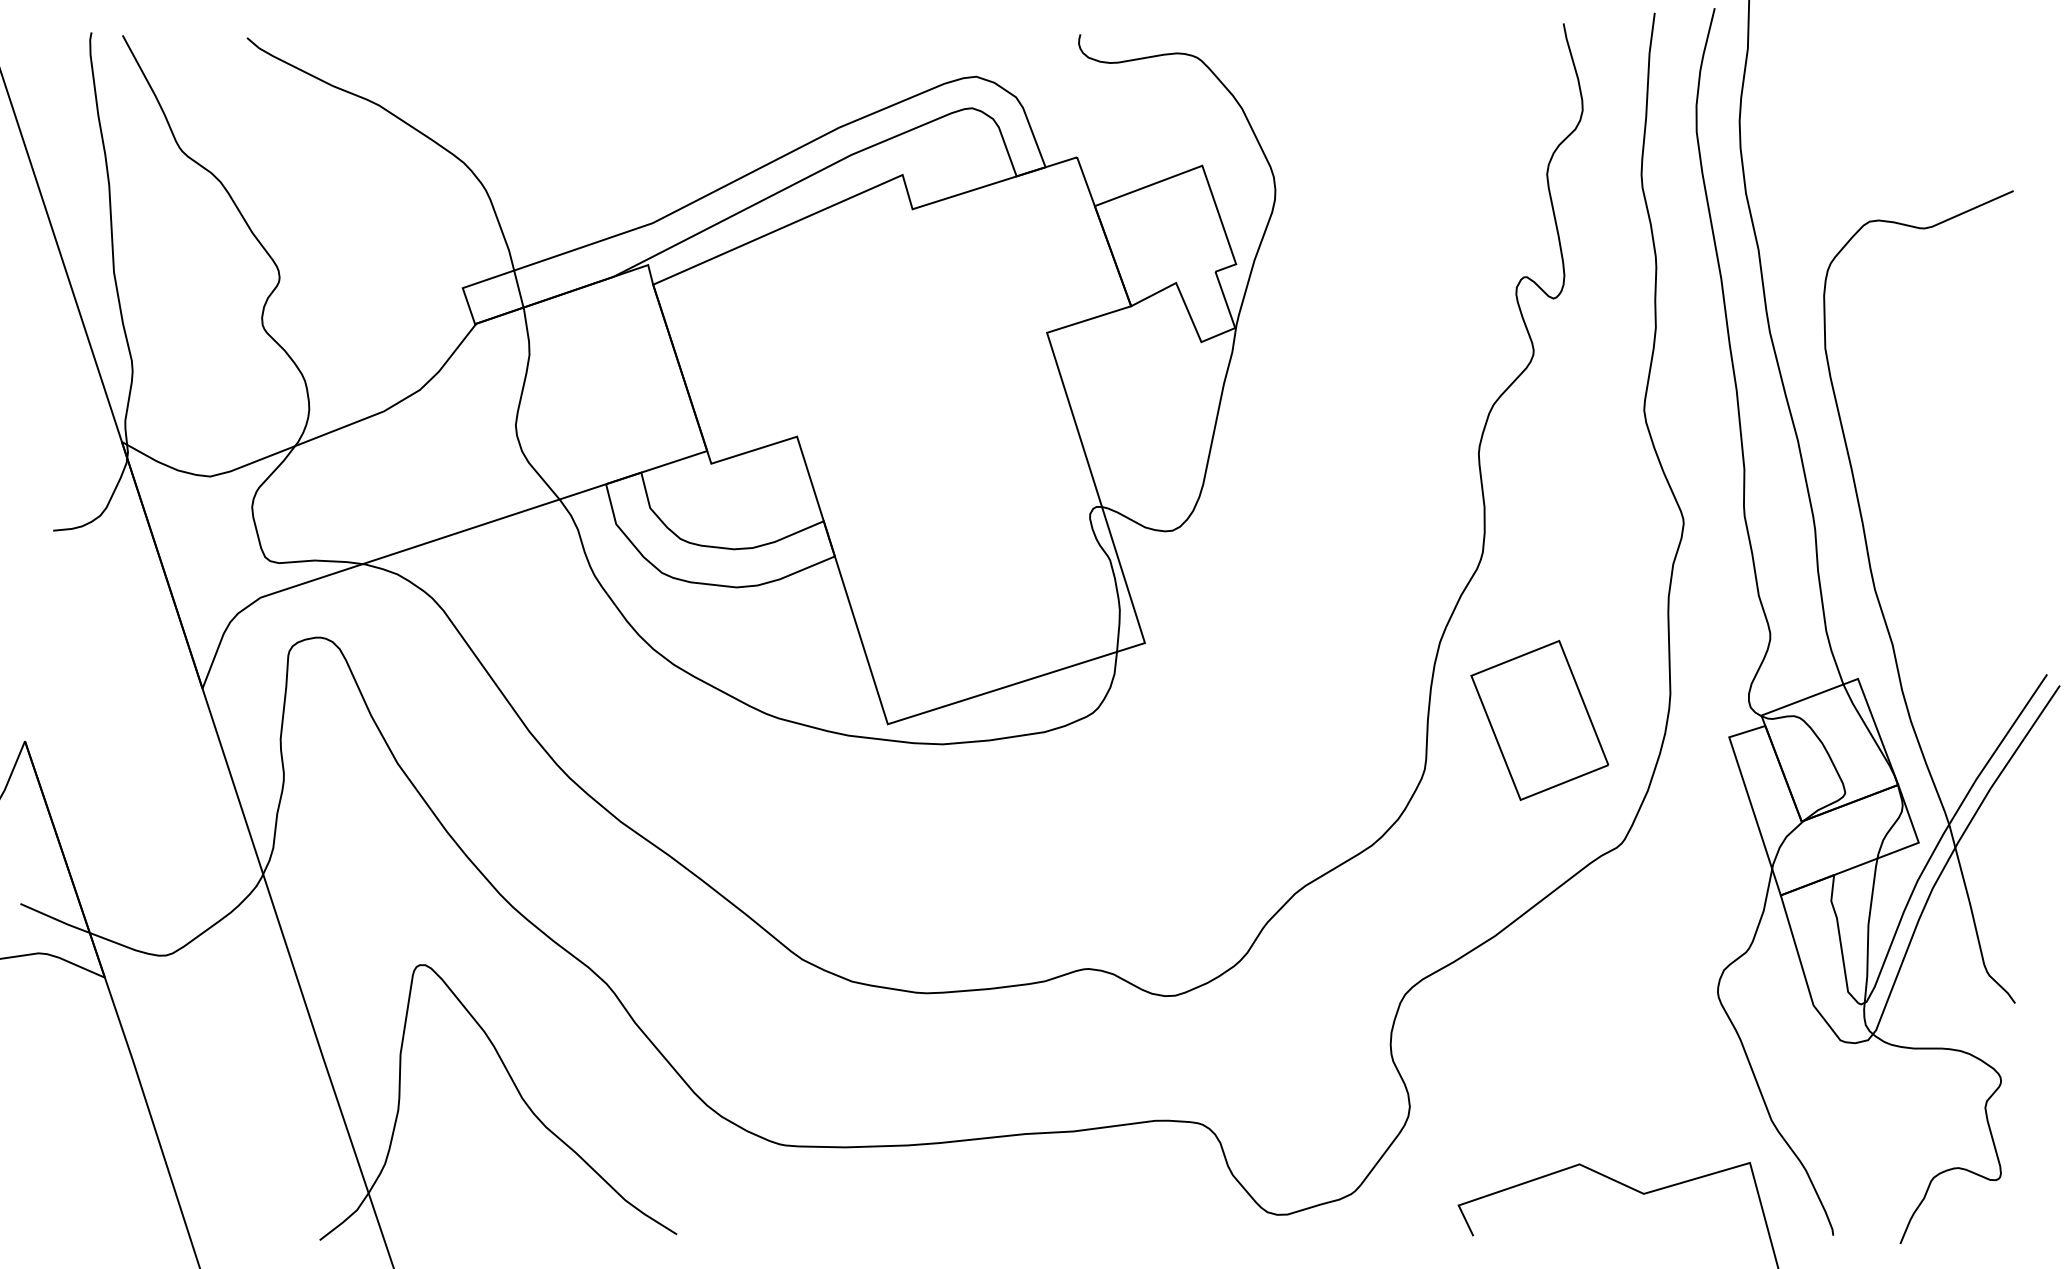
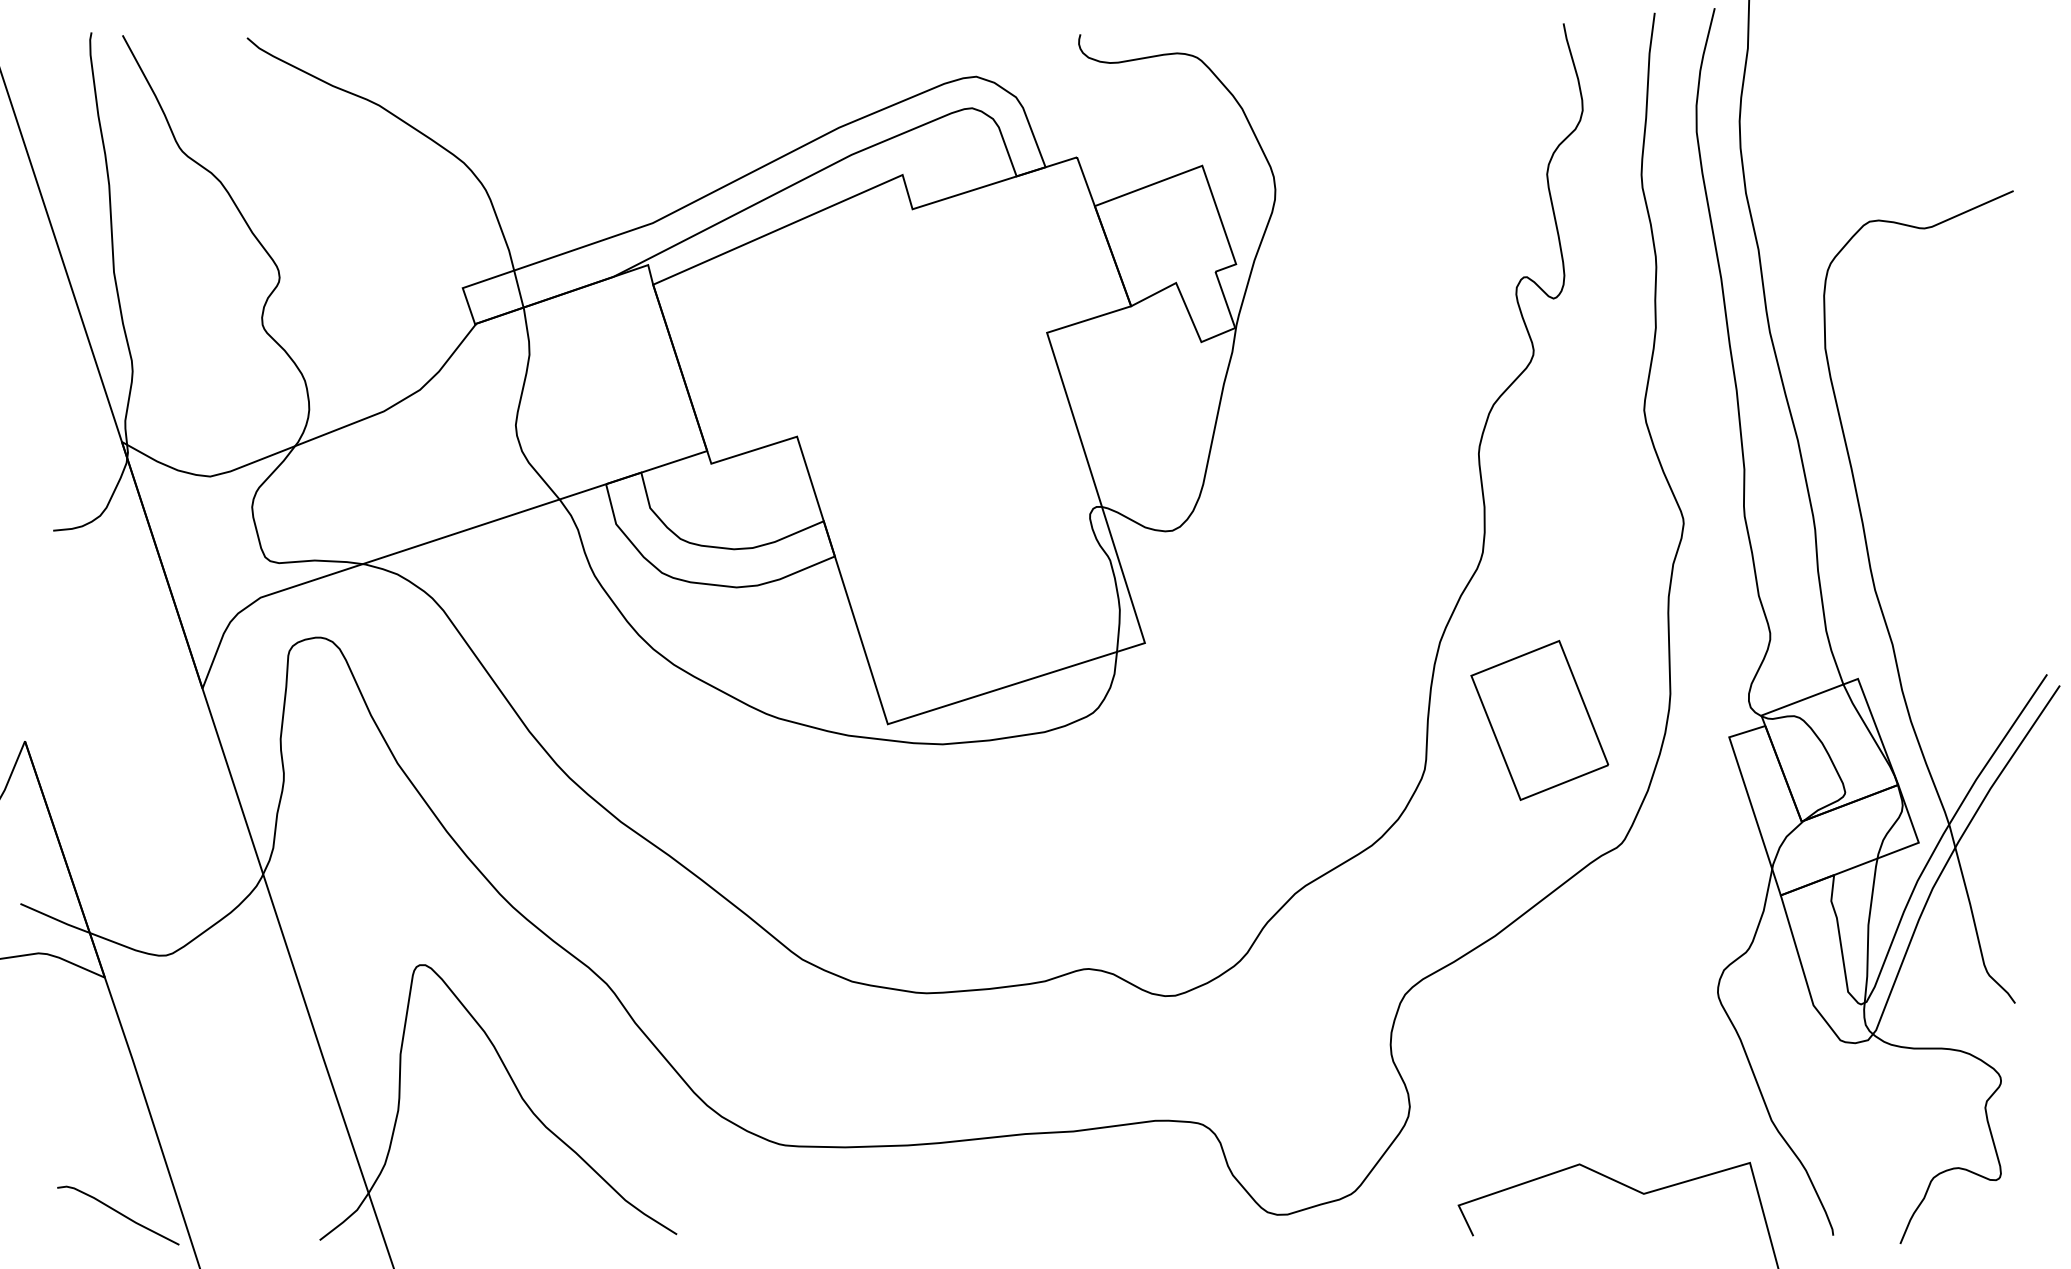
curve: none -> present (119, 1214)
